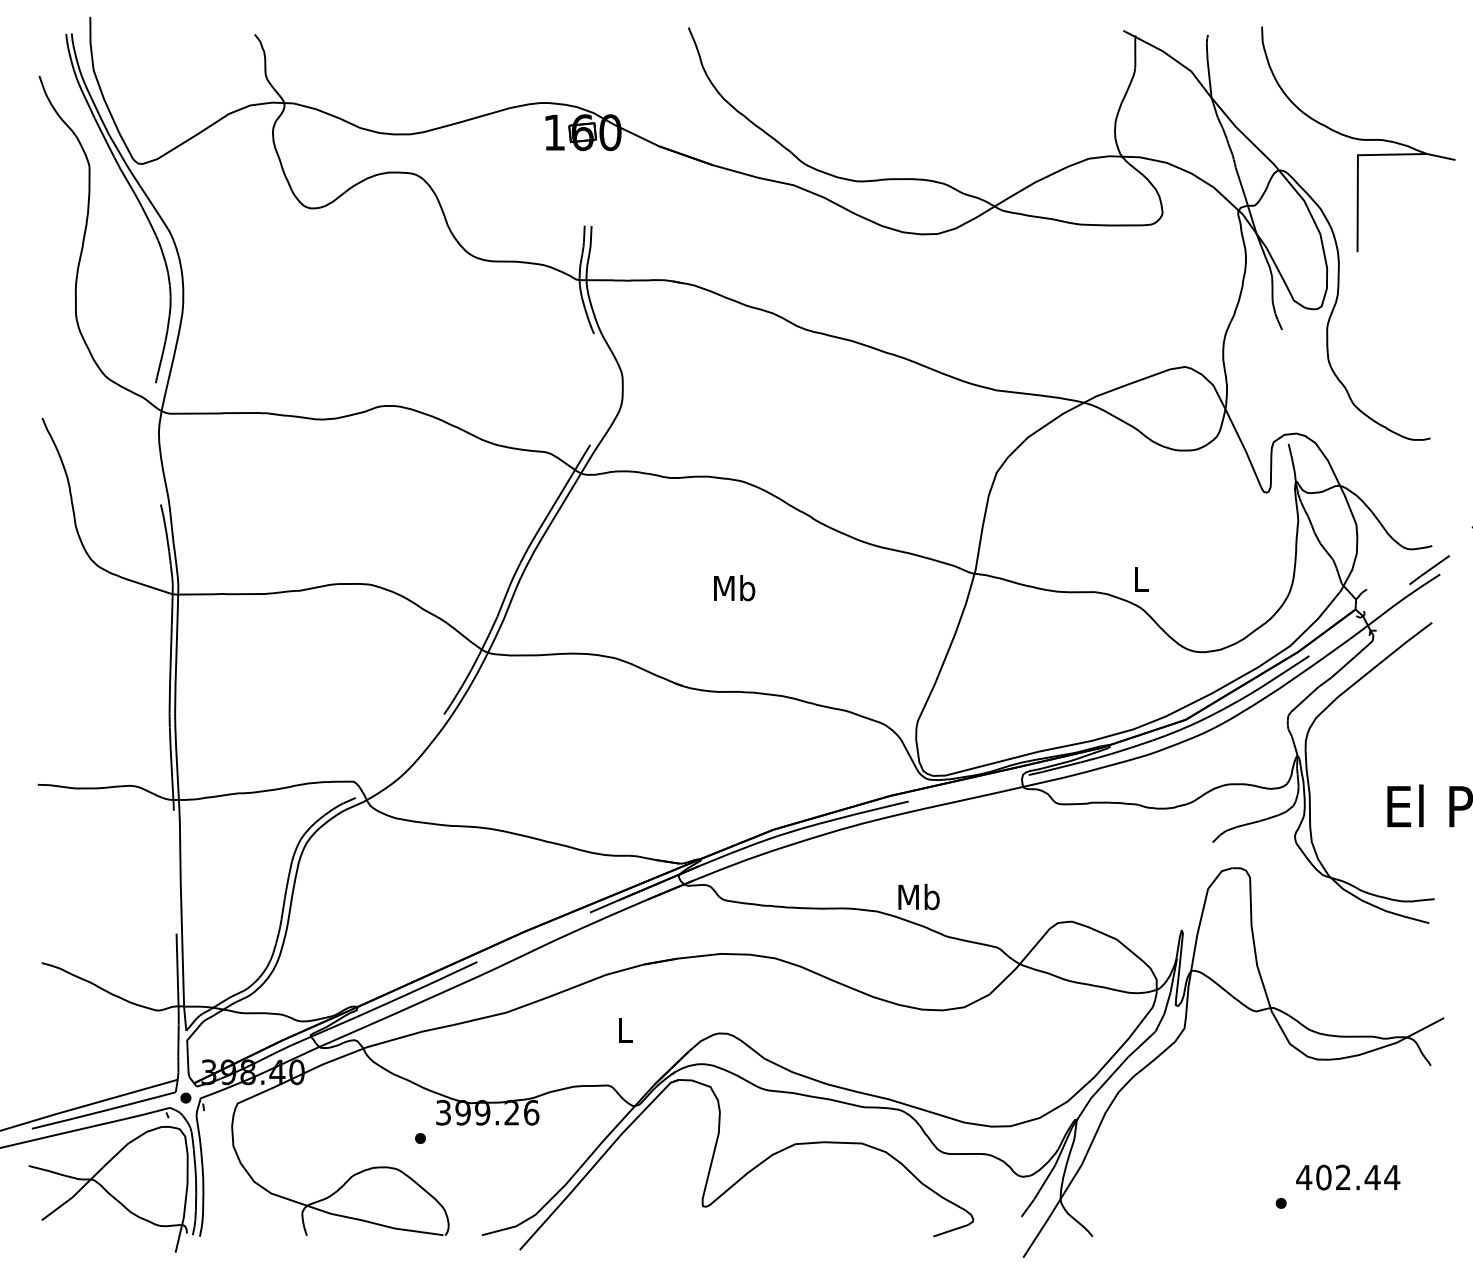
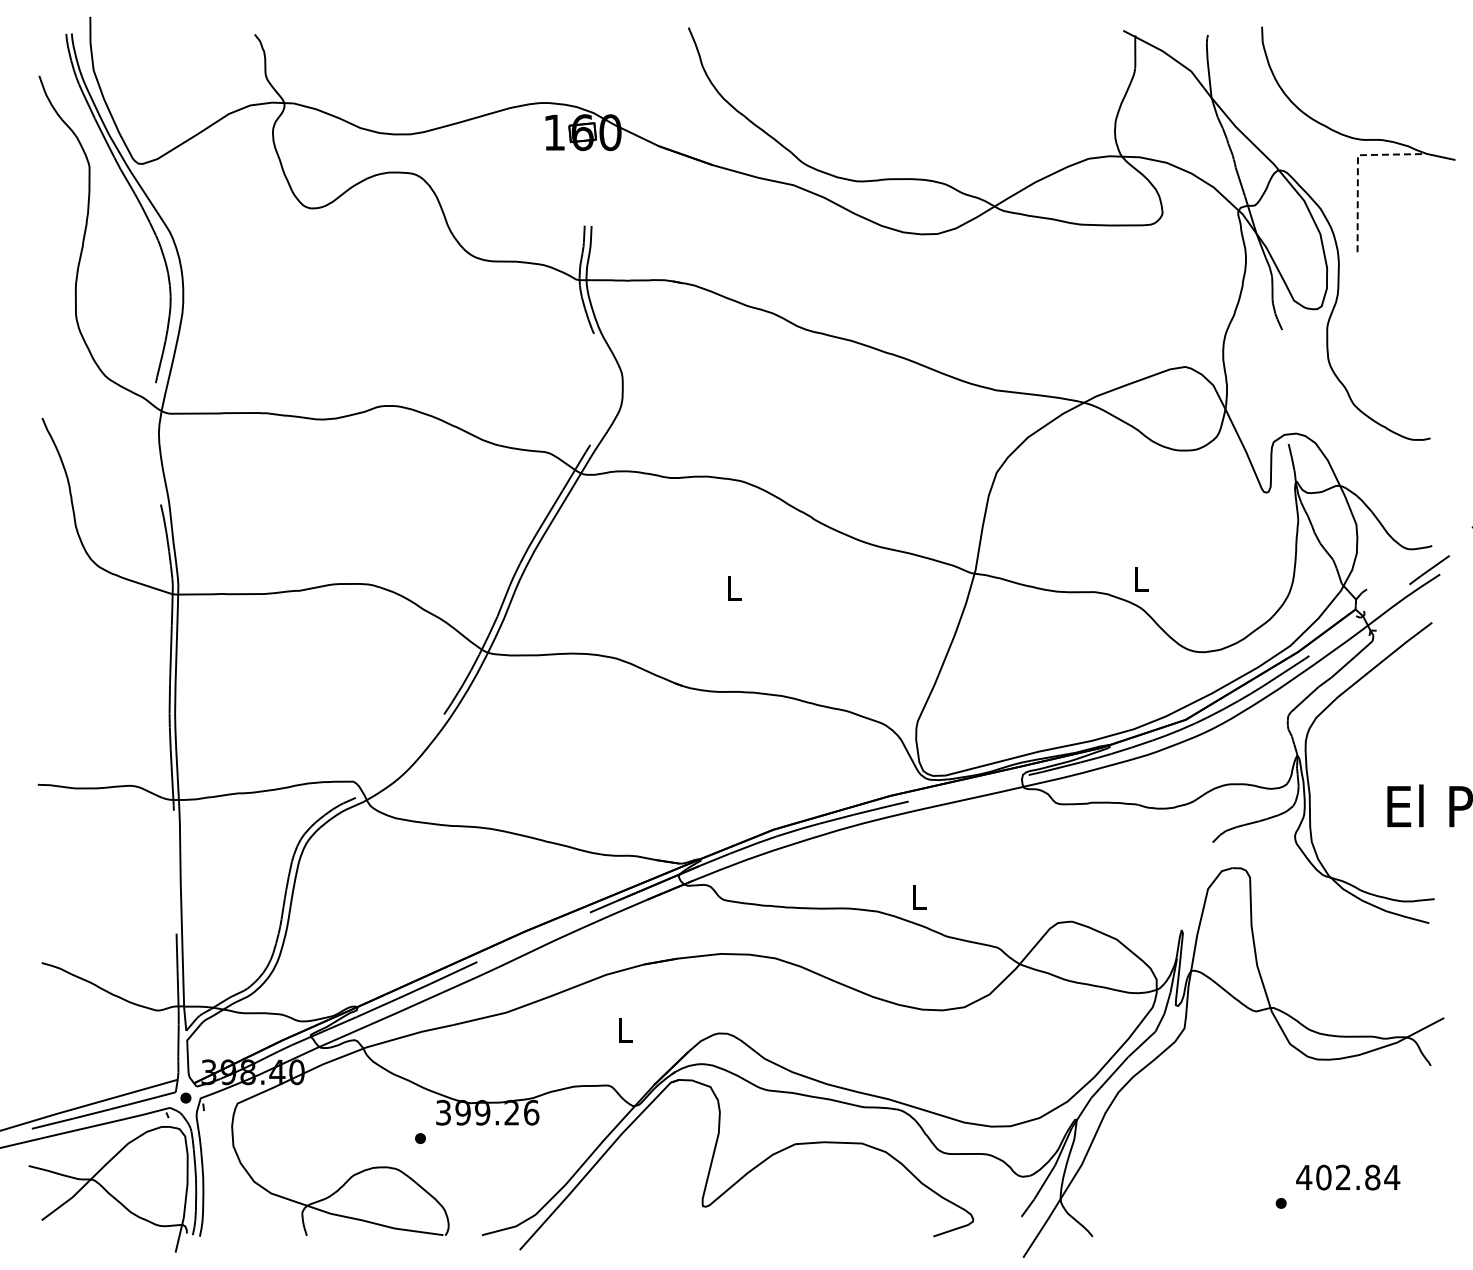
line: solid -> dashed (1357, 168)
text: Mb -> L (734, 588)
text: Mb -> L (918, 896)
text: 402.44 -> 402.84 (1372, 1177)
